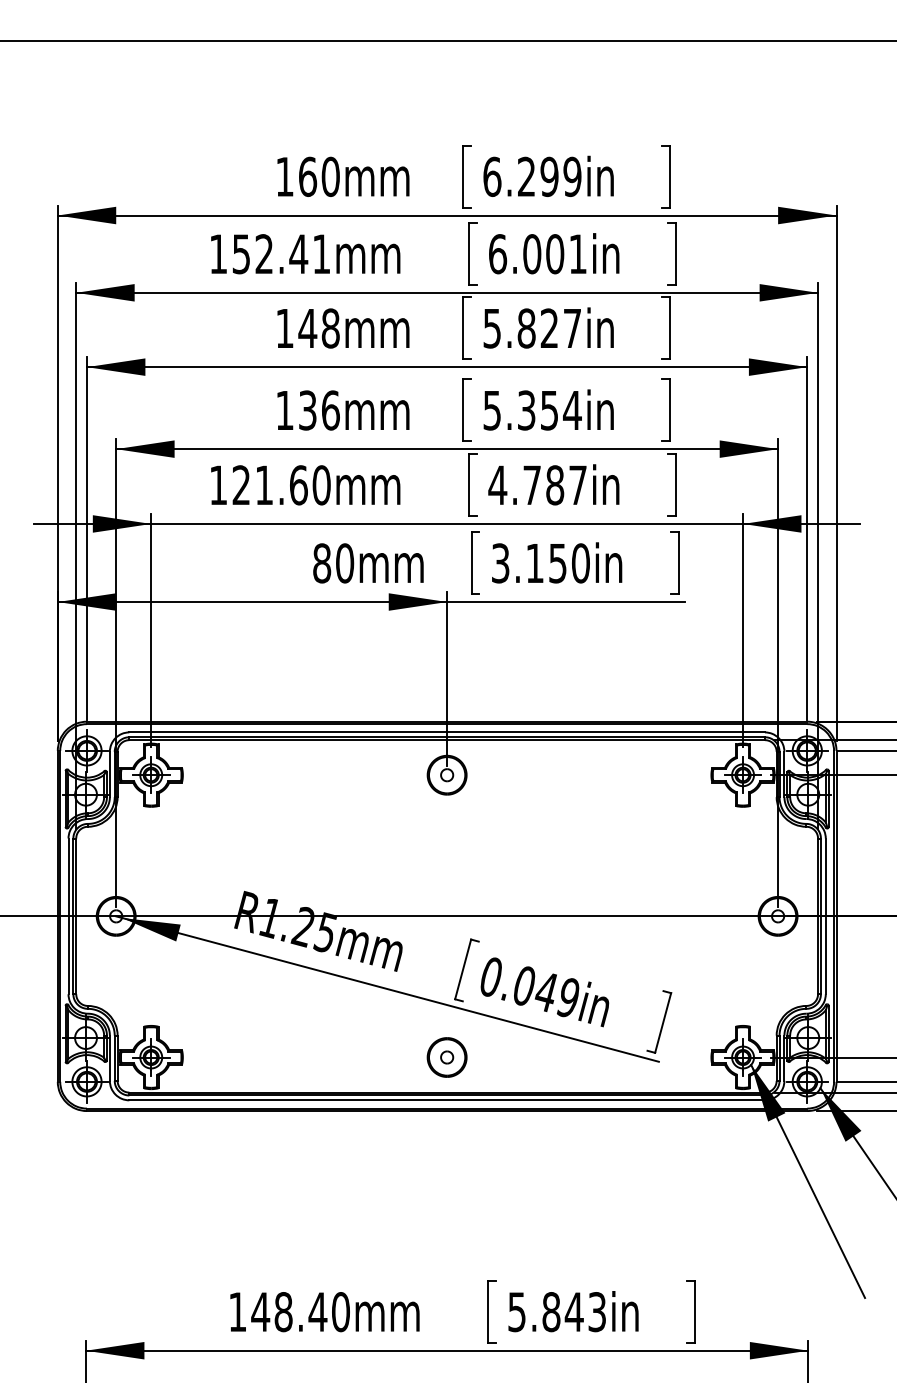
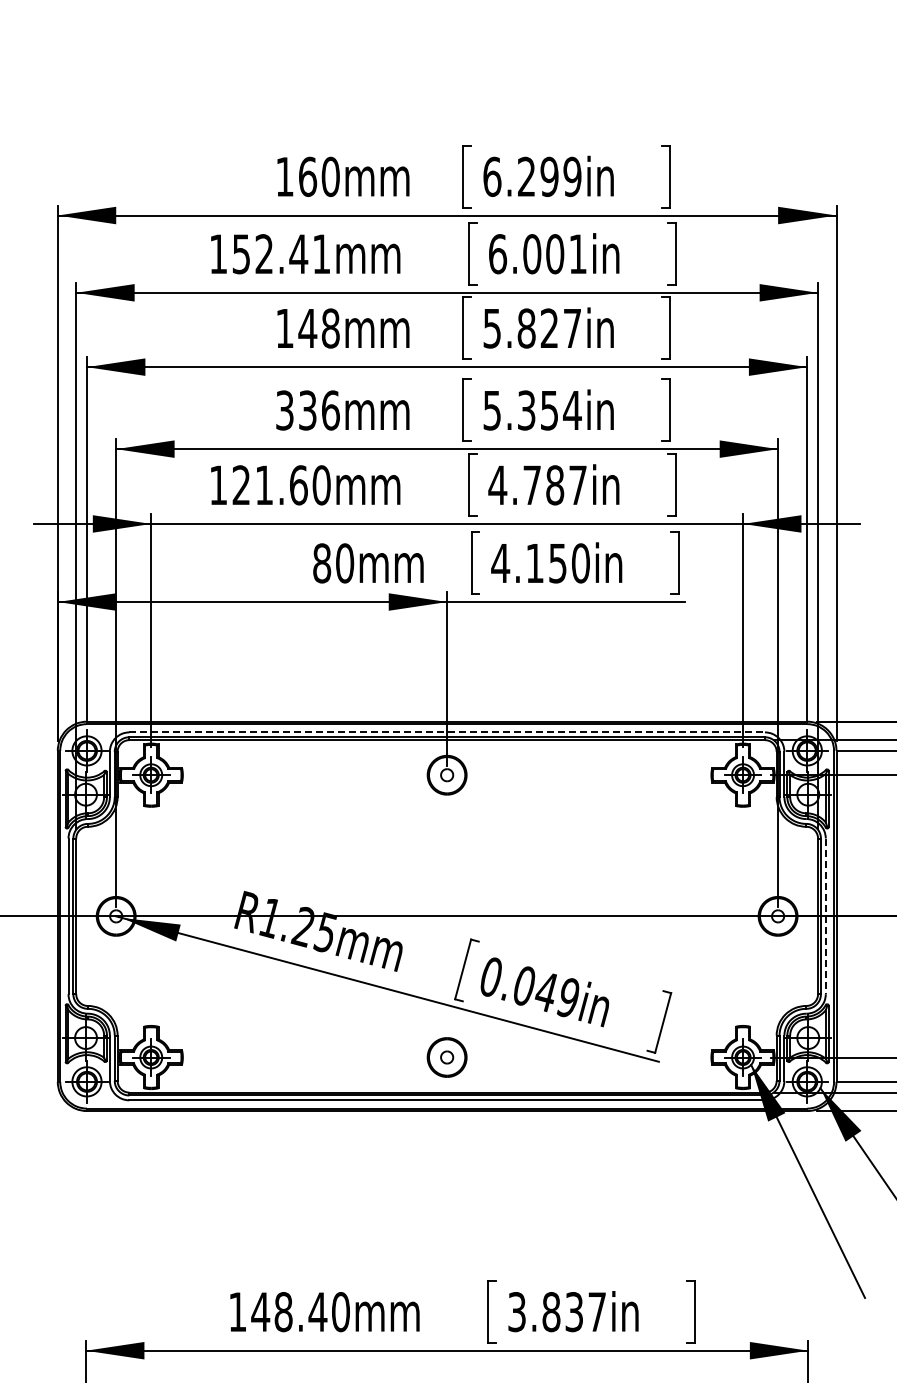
line: present -> none (447, 41)
text: 136mm -> 336mm (284, 410)
text: 3.150in -> 4.150in (500, 563)
line: solid -> dashed (447, 732)
line: solid -> dashed (825, 916)
text: 5.843in -> 3.837in (556, 1312)
